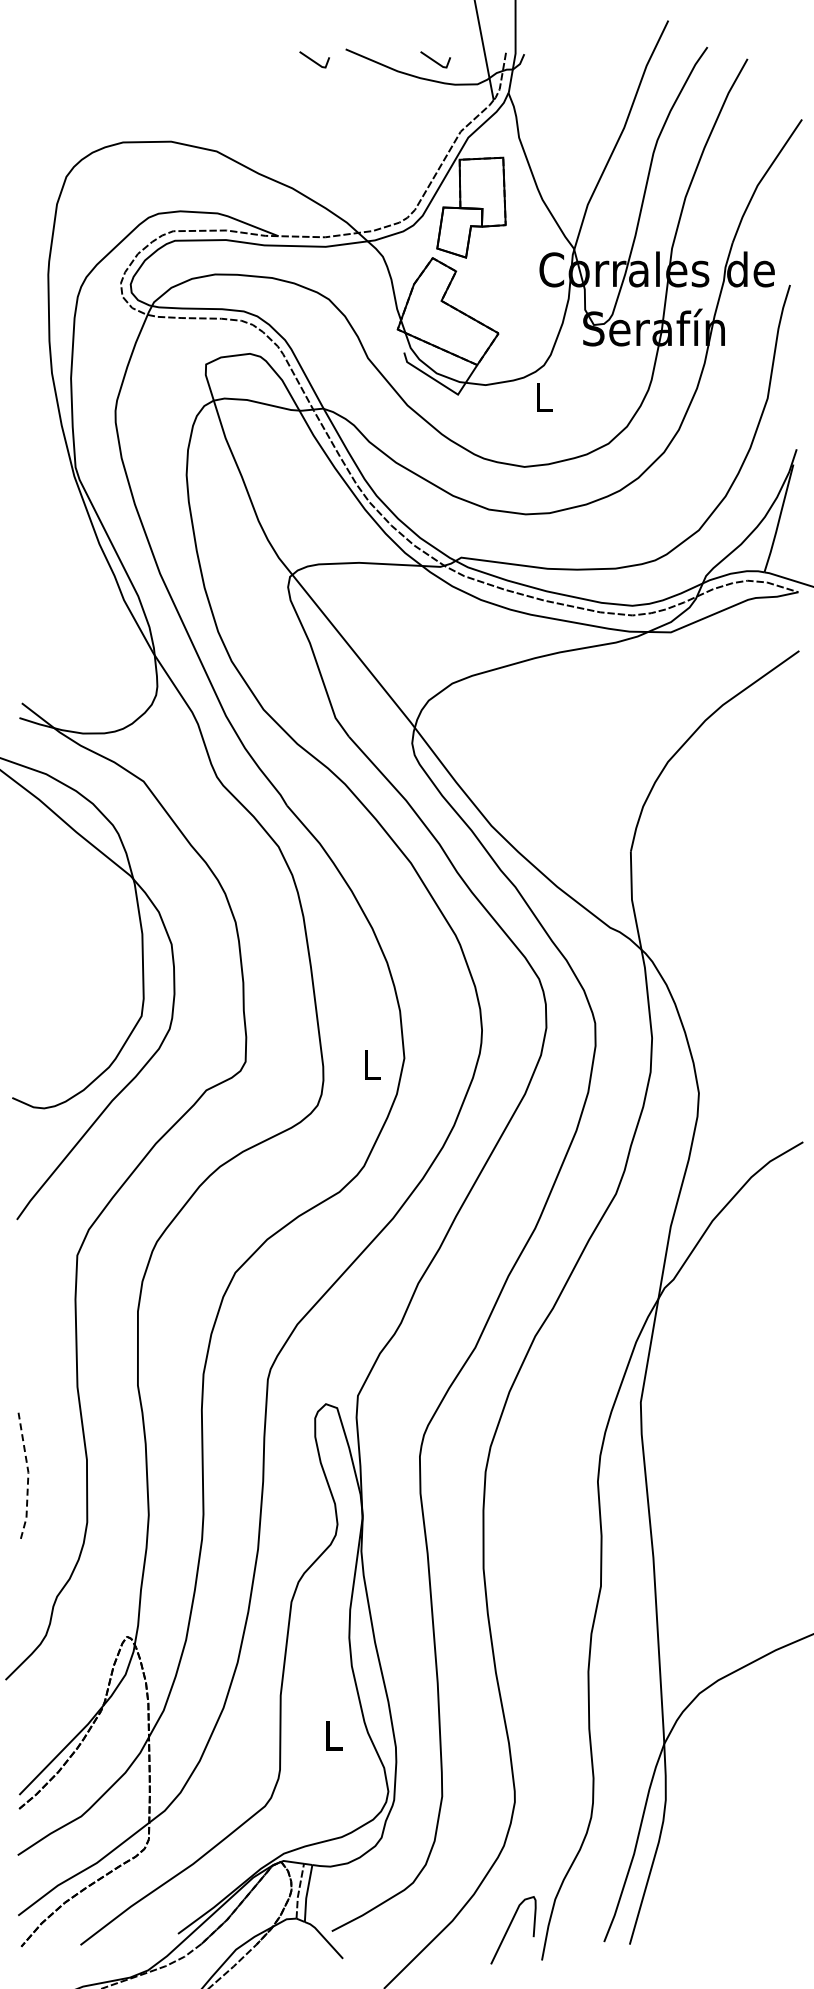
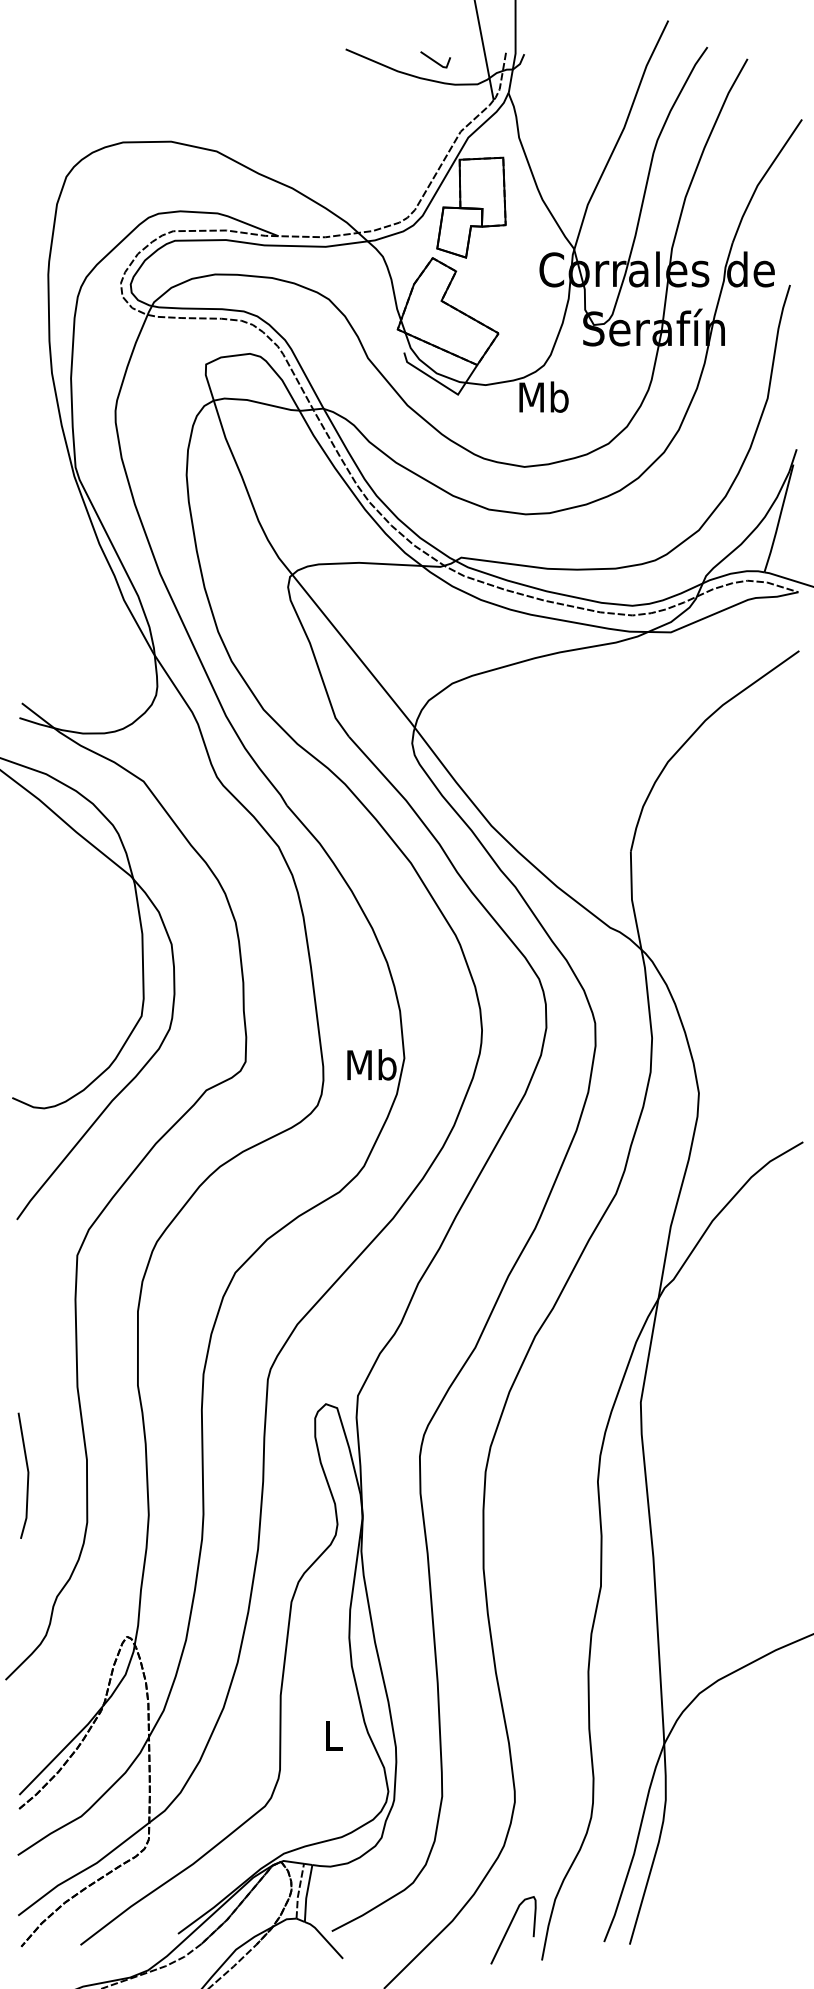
line: present -> none (314, 60)
text: L -> Mb (543, 396)
text: L -> Mb (371, 1064)
line: dashed -> solid (28, 1475)
